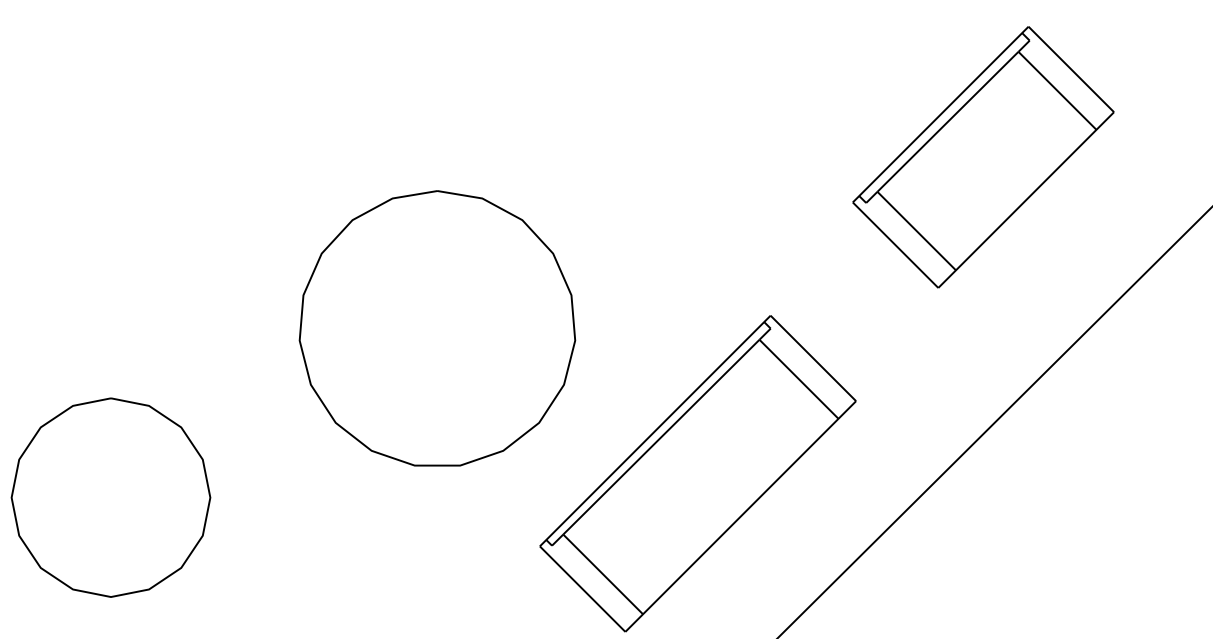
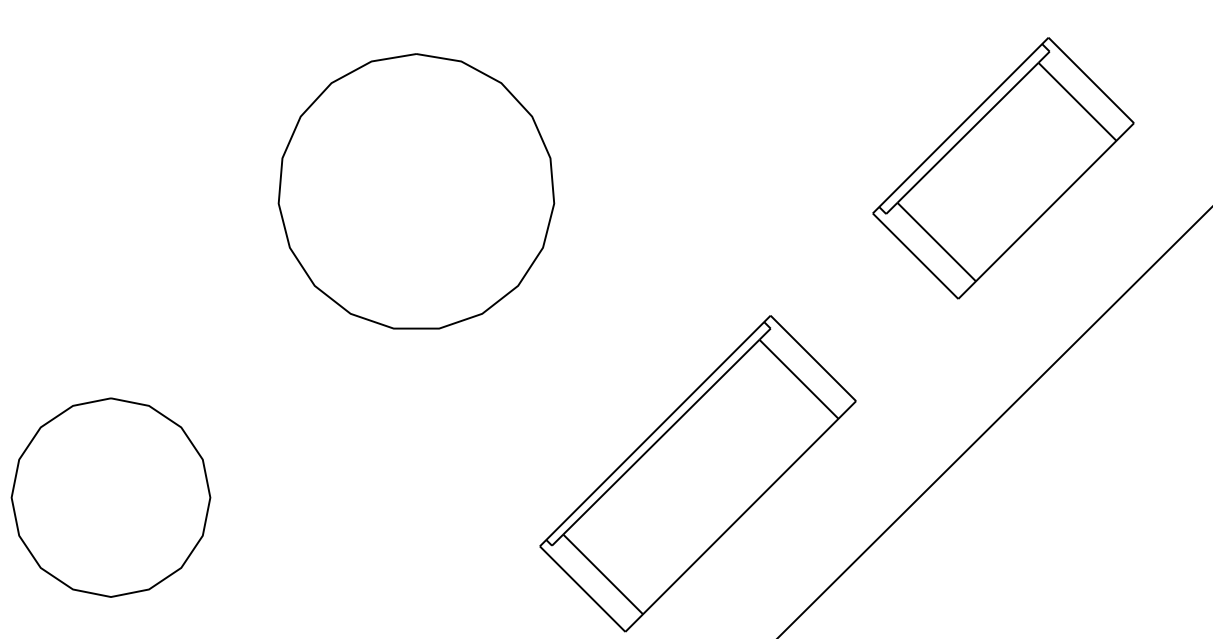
part position: (983, 157) -> (1003, 168) (1003, 168)
part position: (437, 328) -> (416, 191) (416, 191)
